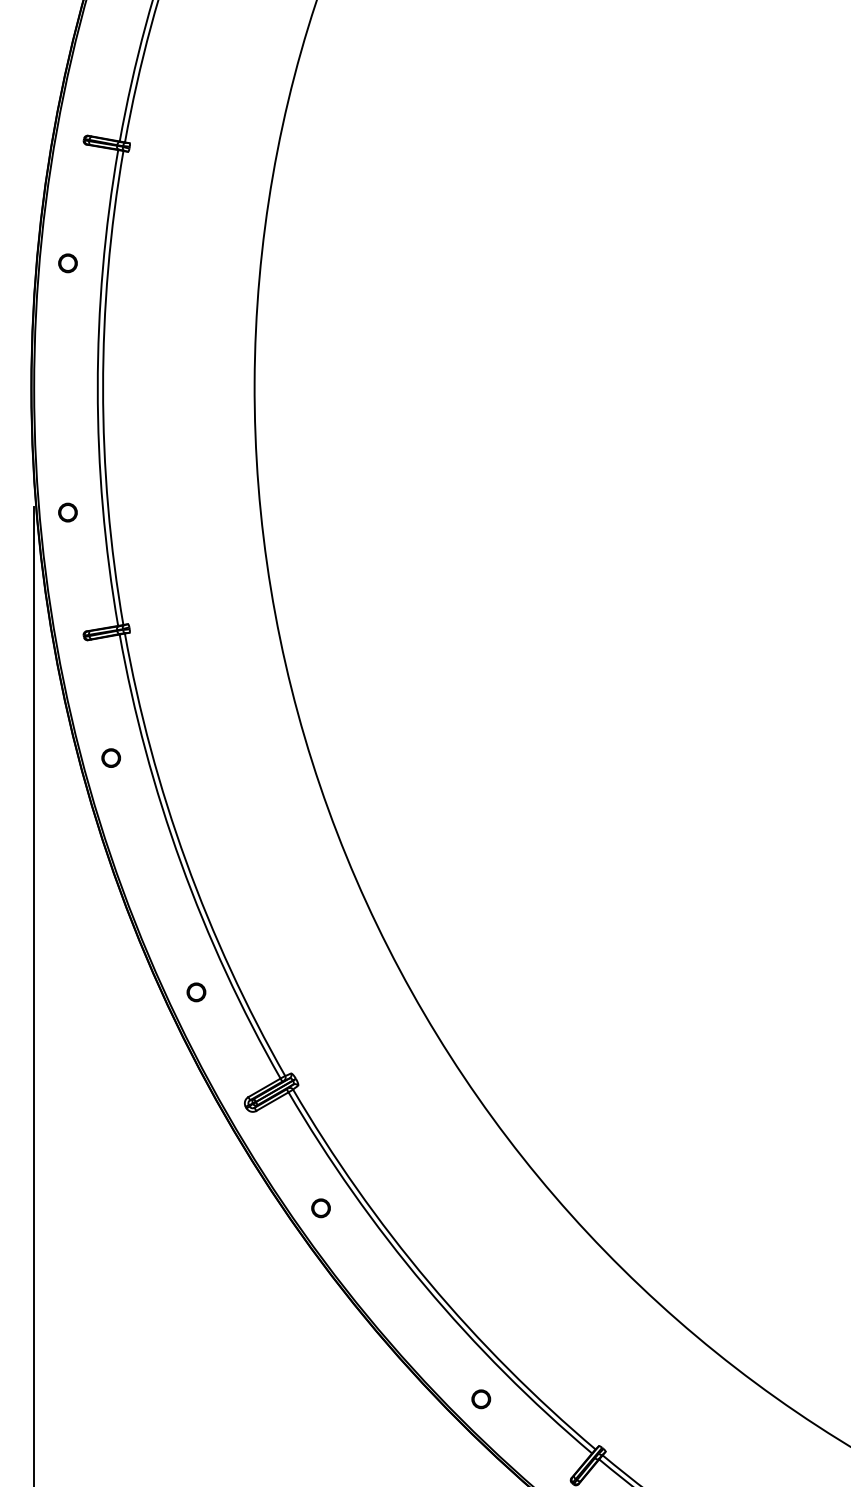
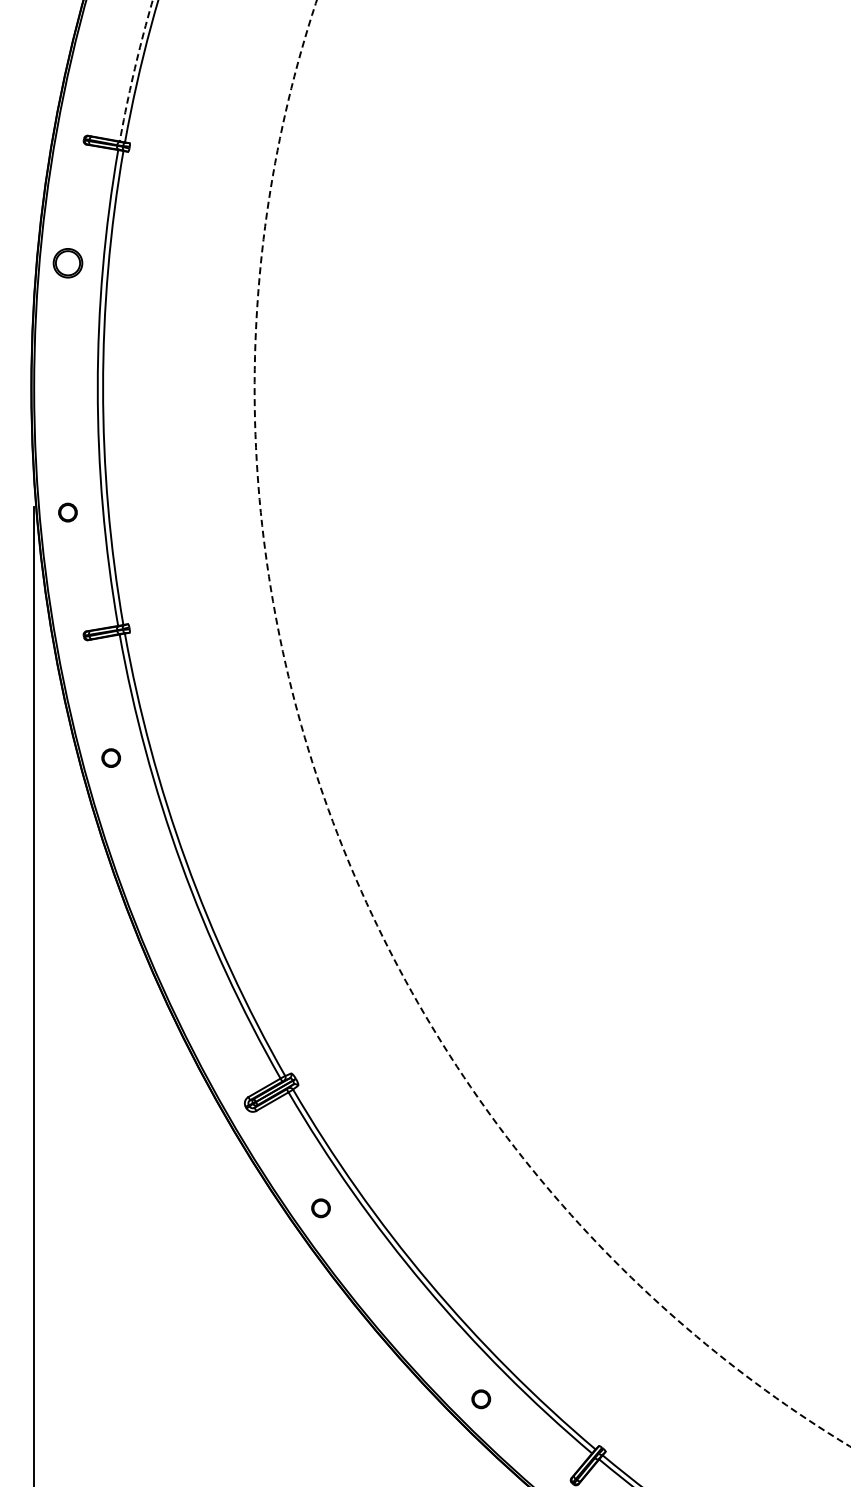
arc: solid -> dashed (134, 70)
part size: 20x21 px -> 32x31 px (67, 263)
arc: solid -> dashed (331, 816)
part: present -> none (196, 992)
